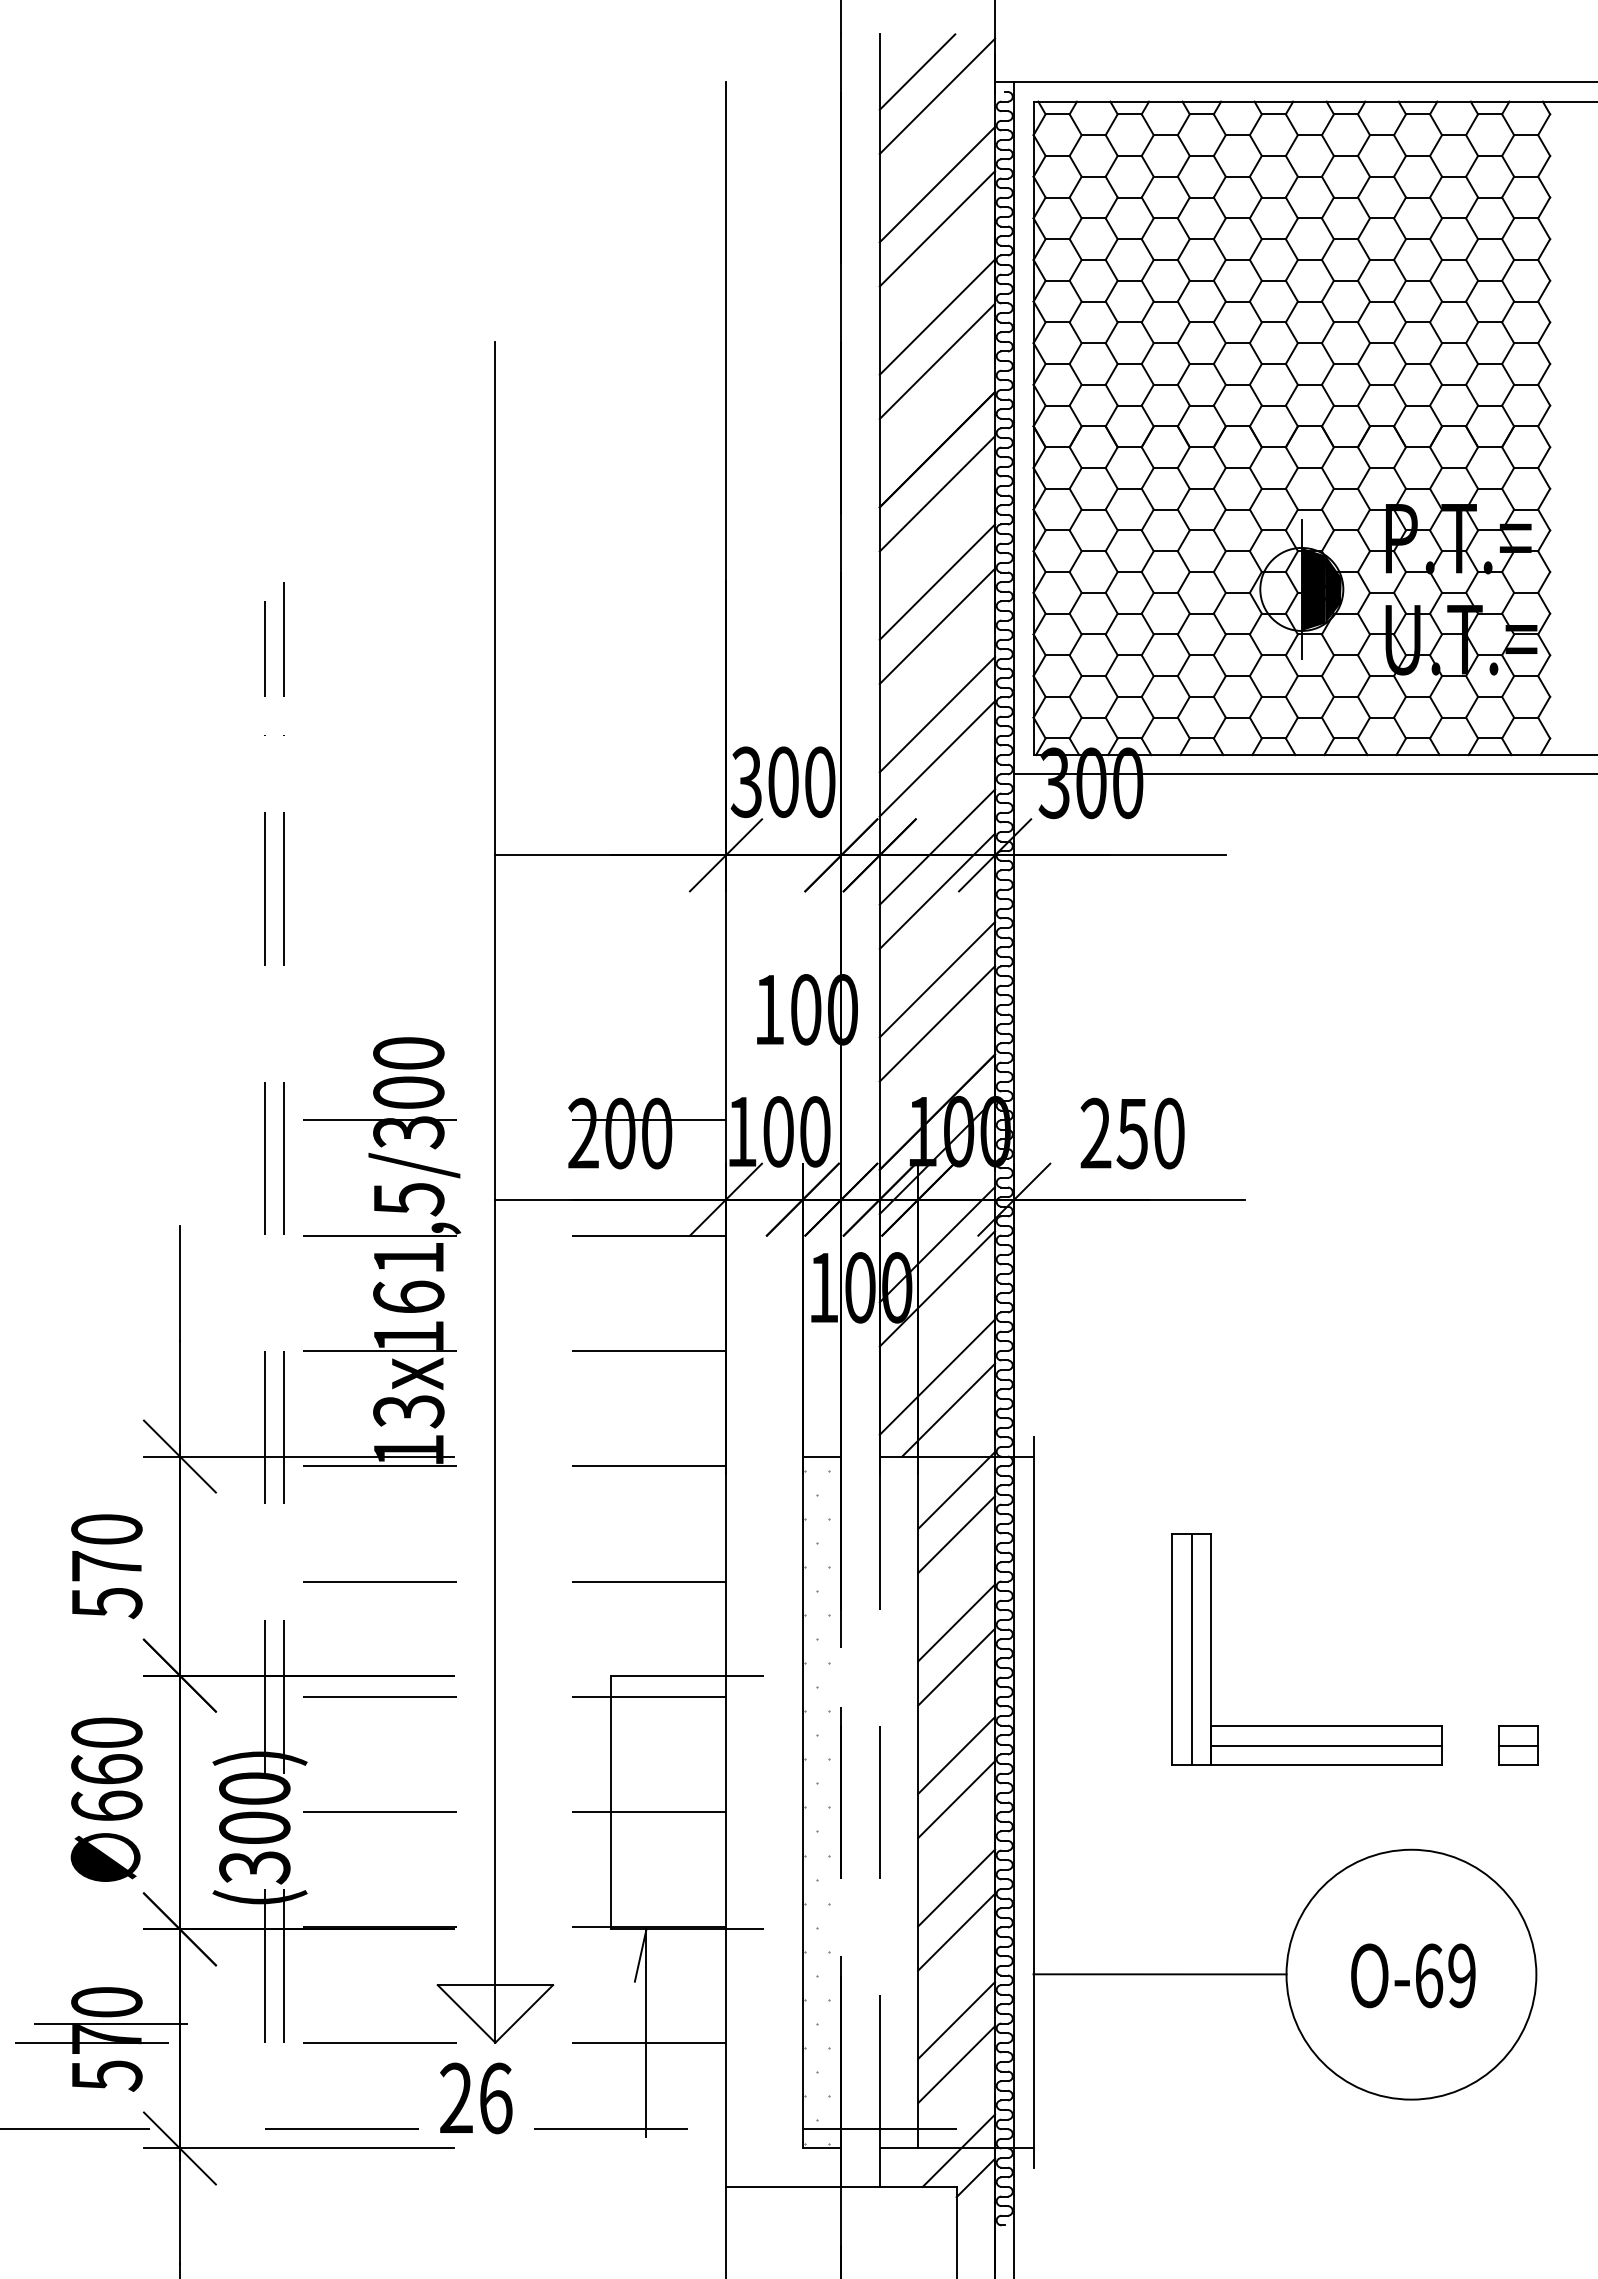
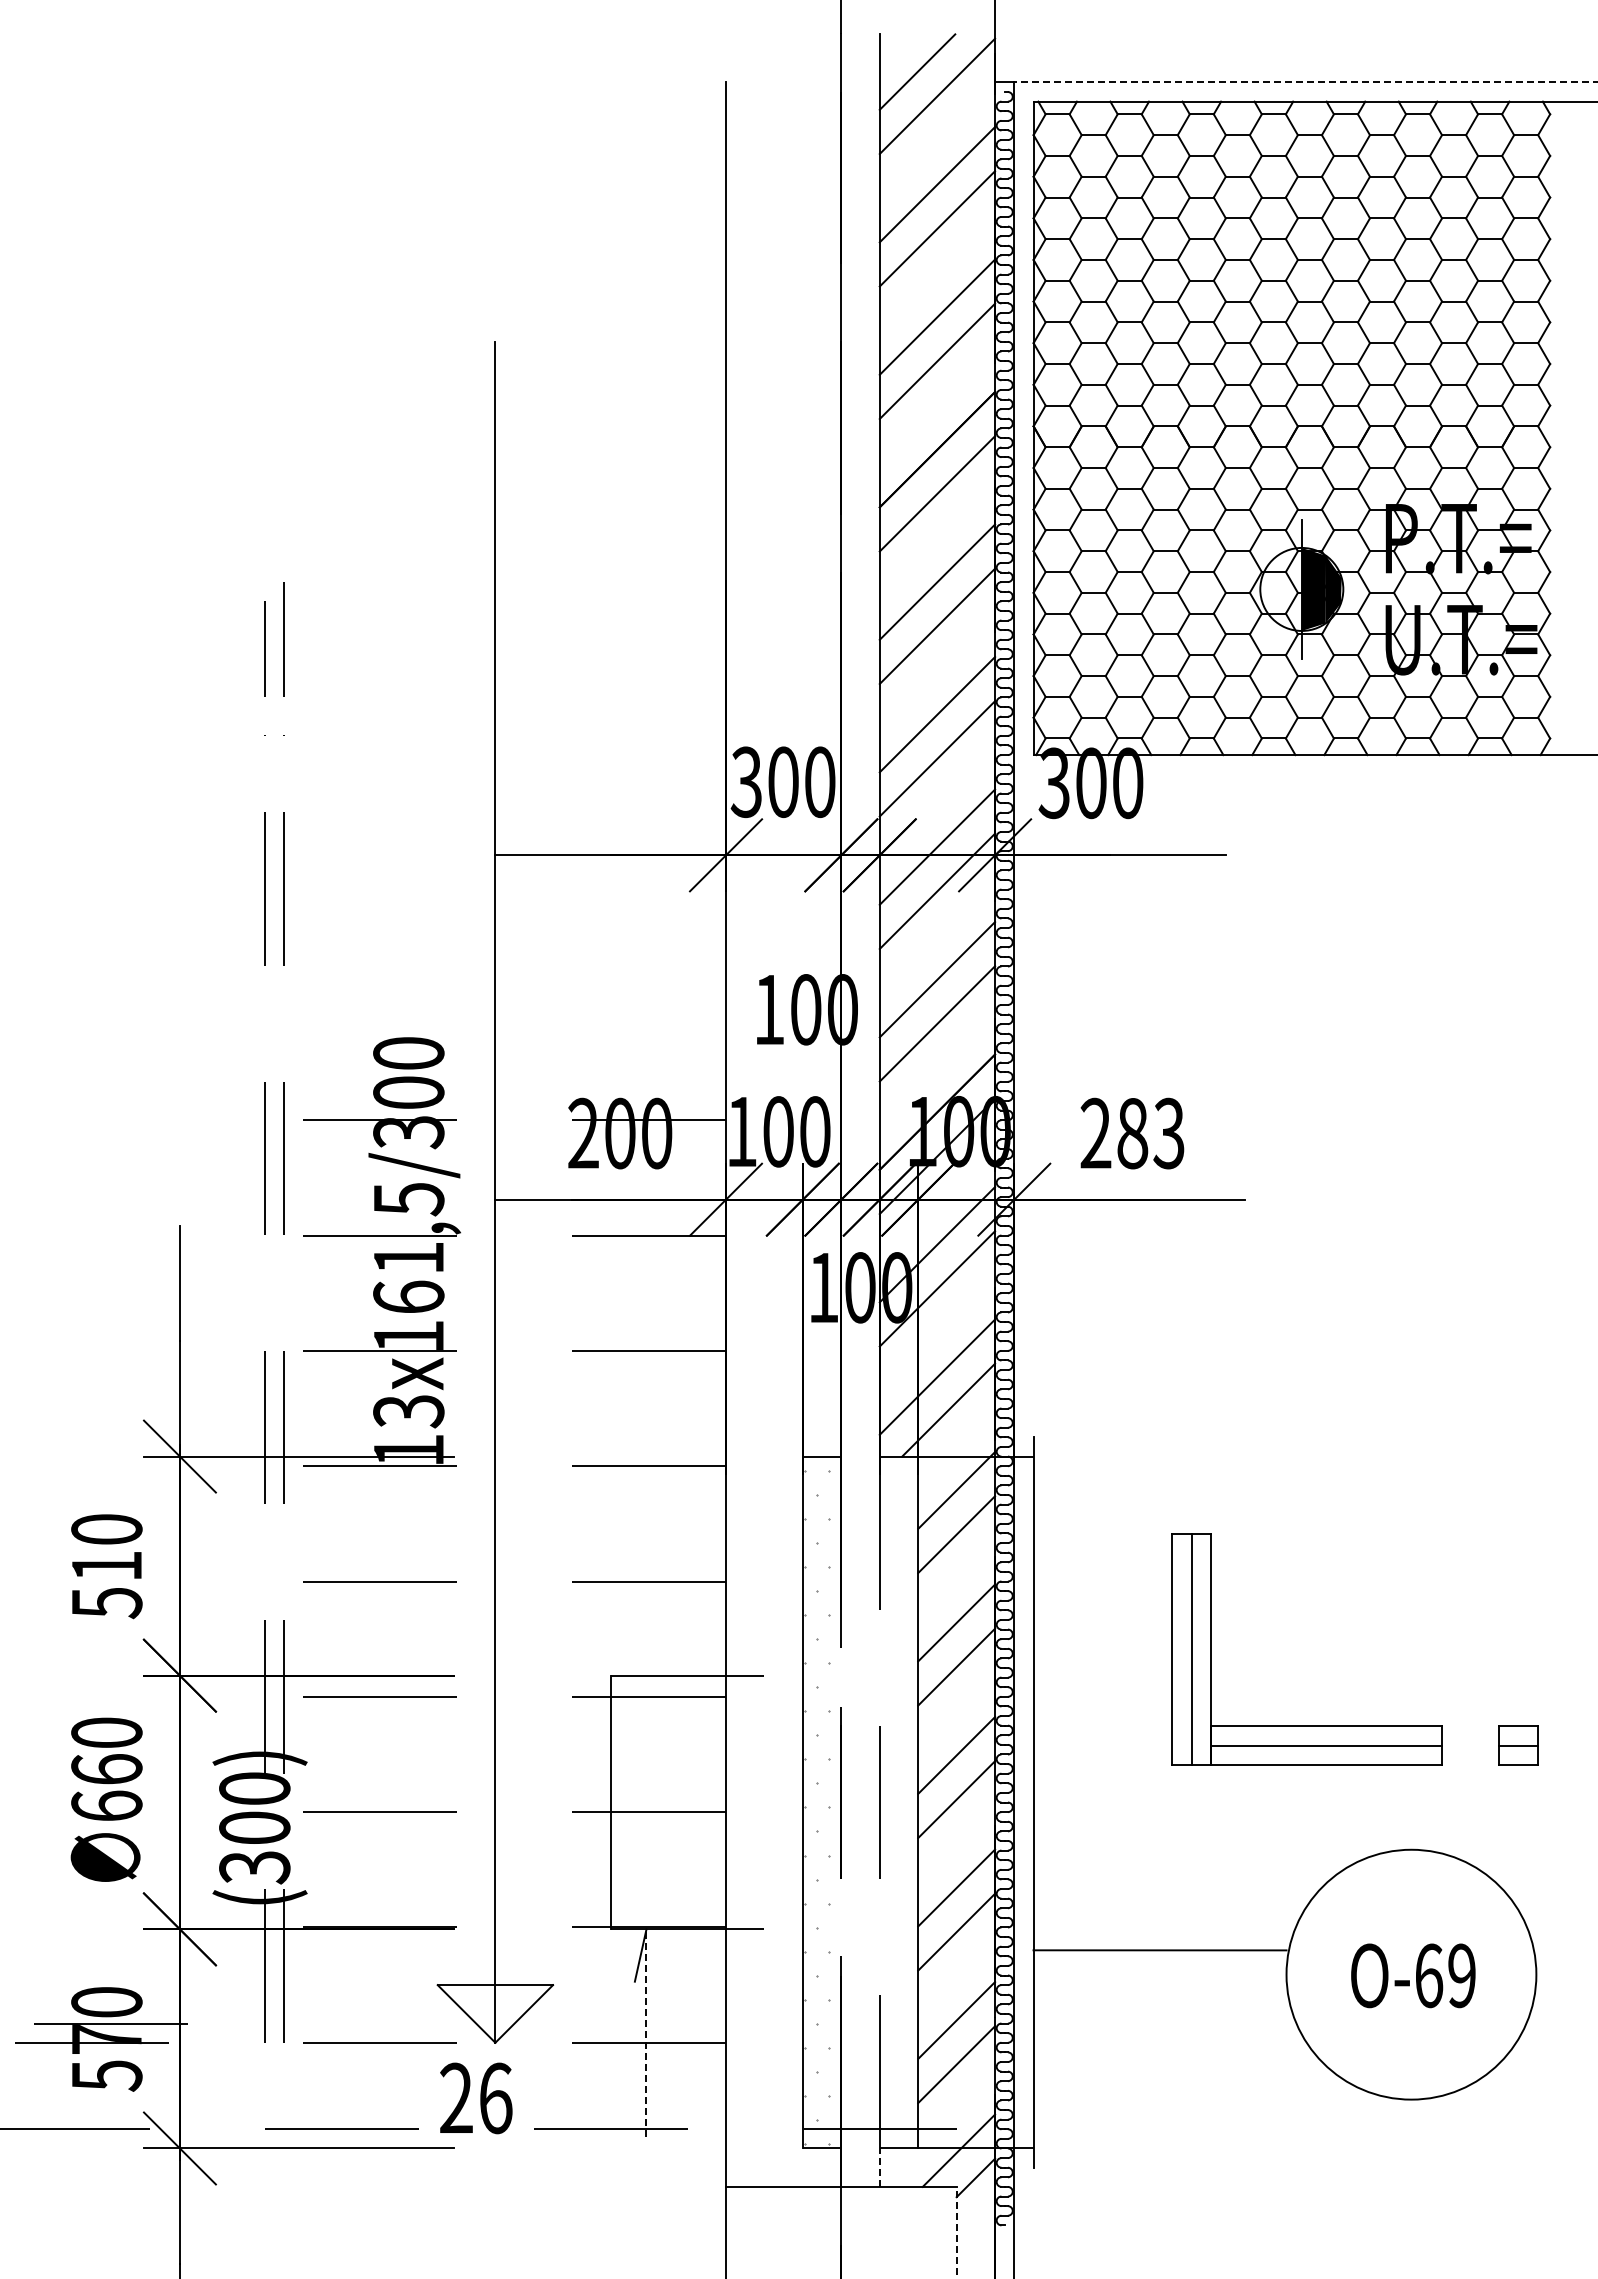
line: solid -> dashed (1305, 82)
line: present -> none (1304, 774)
text: 250 -> 283 (1150, 1133)
text: 570 -> 510 (106, 1566)
line position: (1159, 1974) -> (1159, 1950) (1159, 1950)
line: solid -> dashed (646, 2032)
line: solid -> dashed (879, 2167)
line: solid -> dashed (956, 2232)
